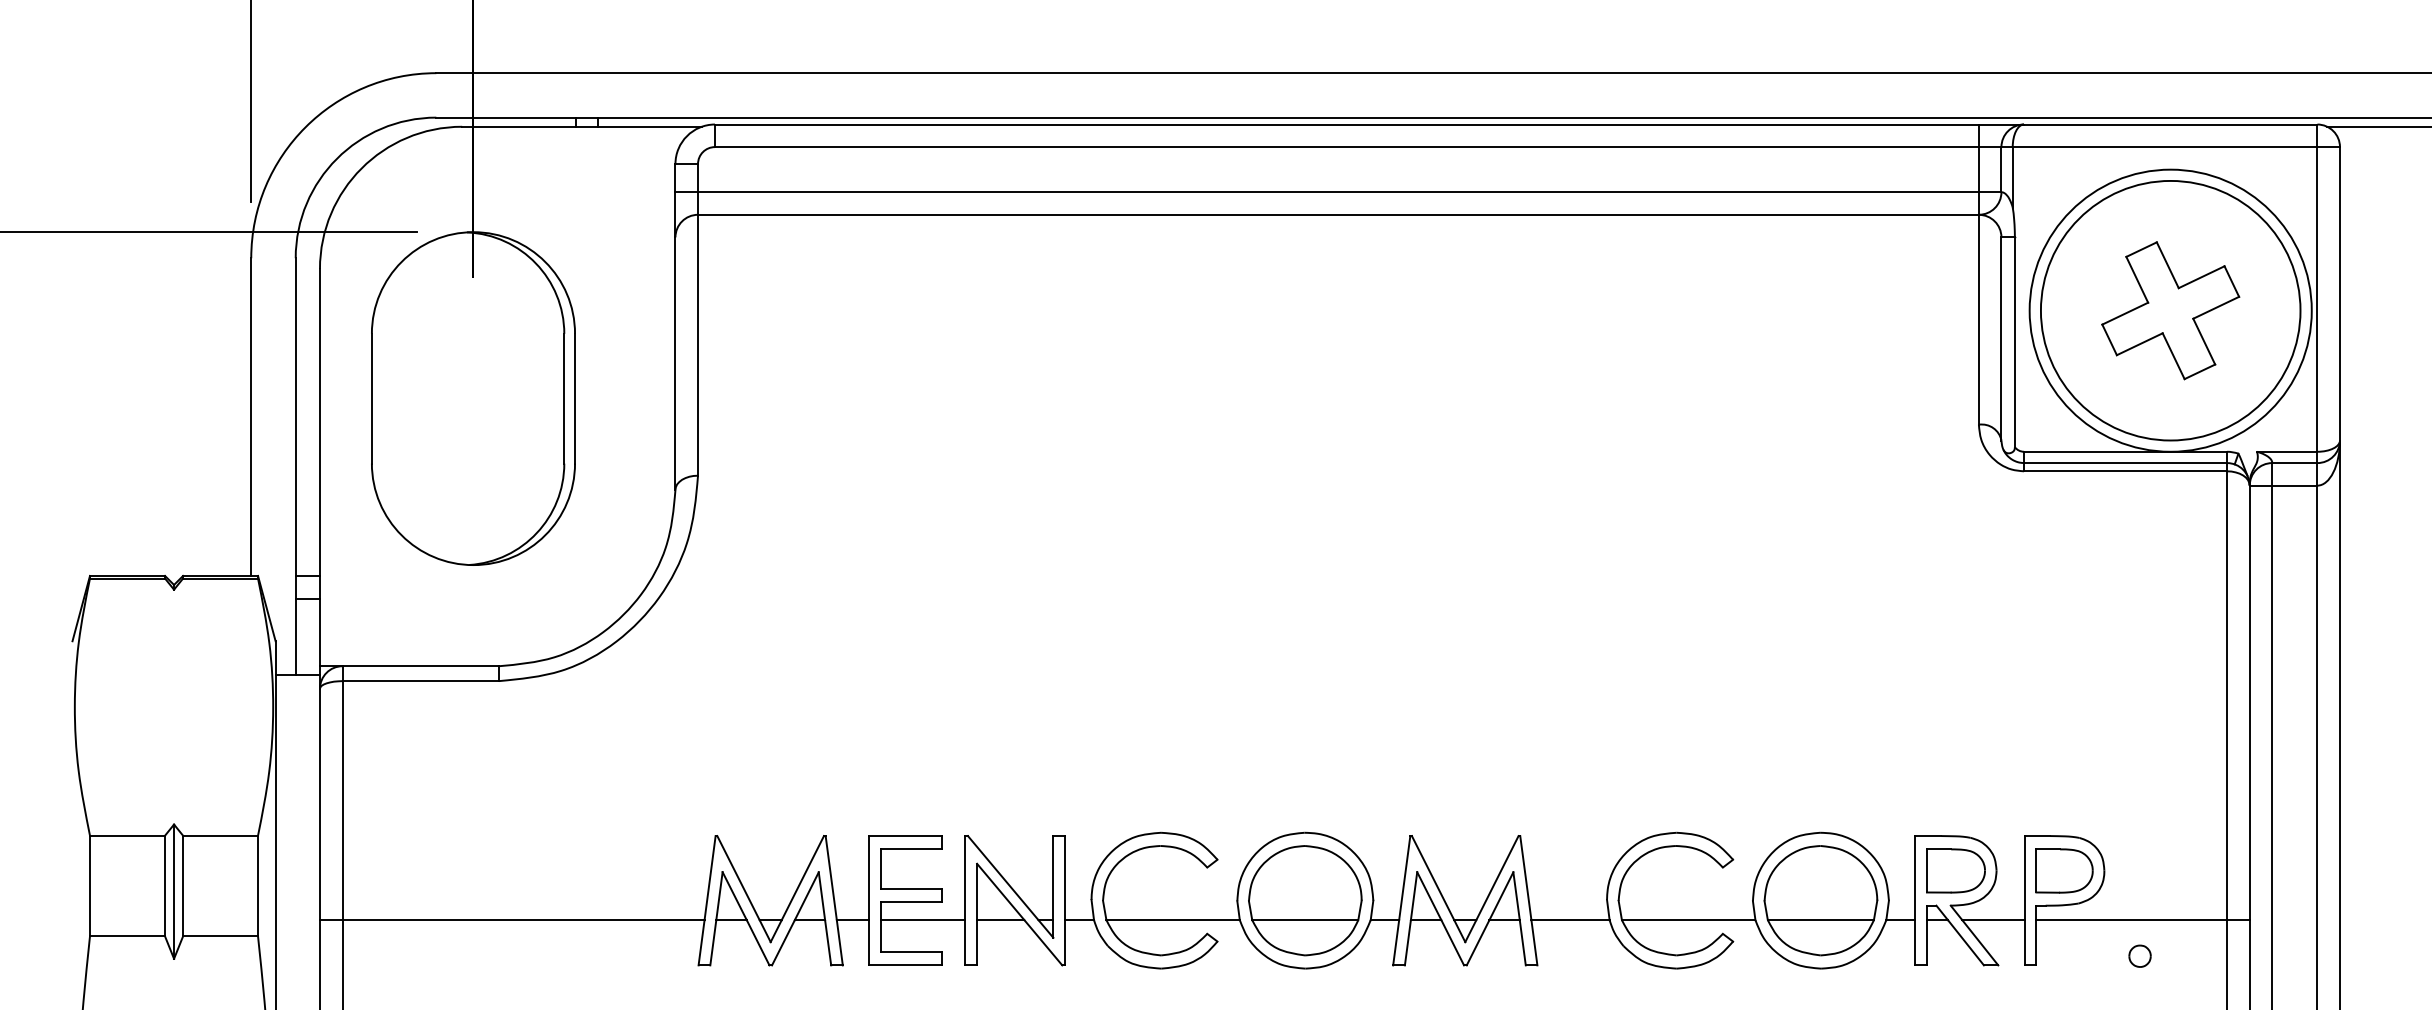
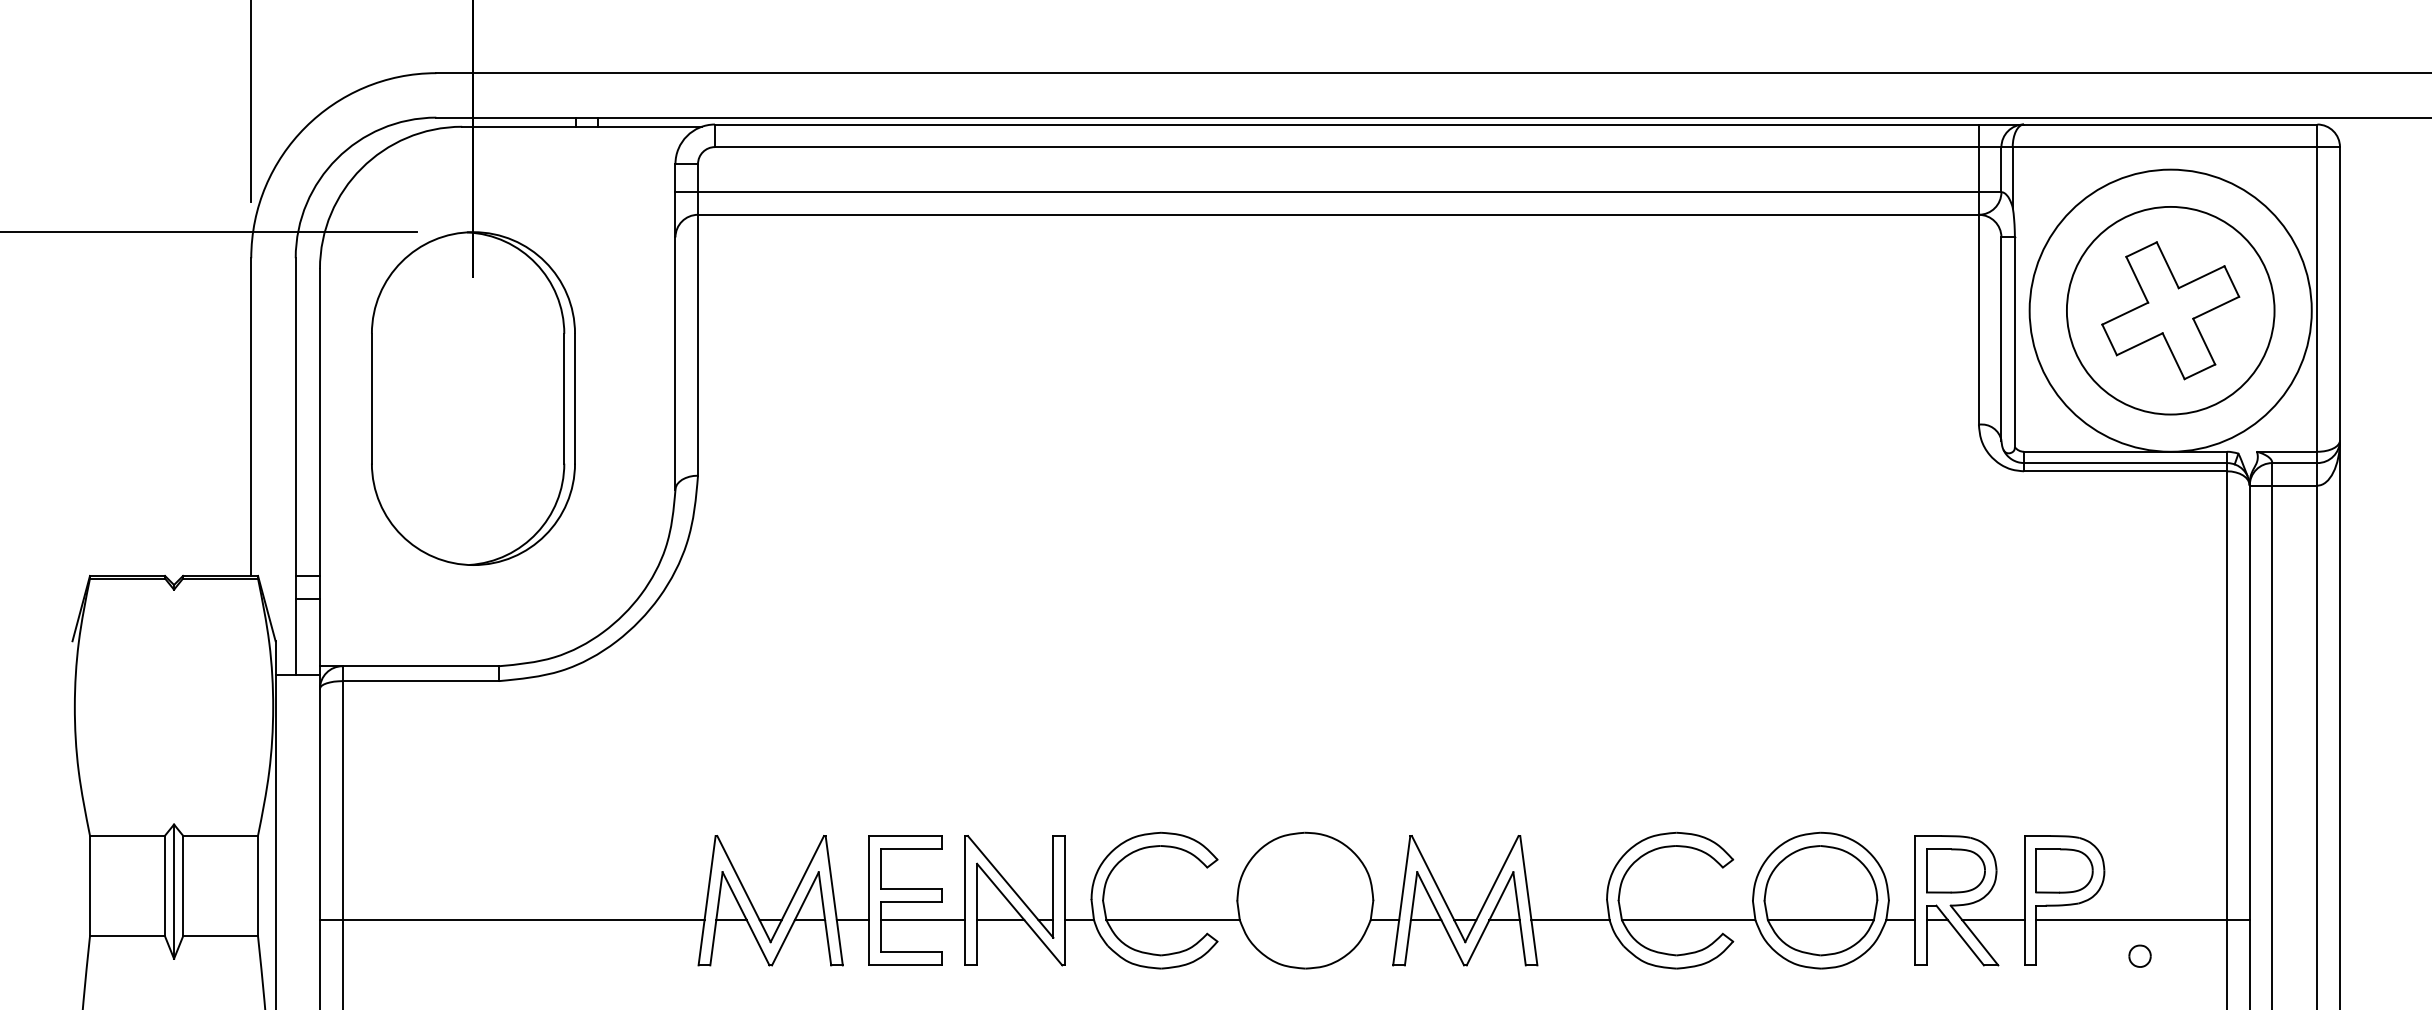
line: present -> none (2377, 126)
circle diameter: 260 px -> 208 px (2170, 310)
part: present -> none (1305, 900)
